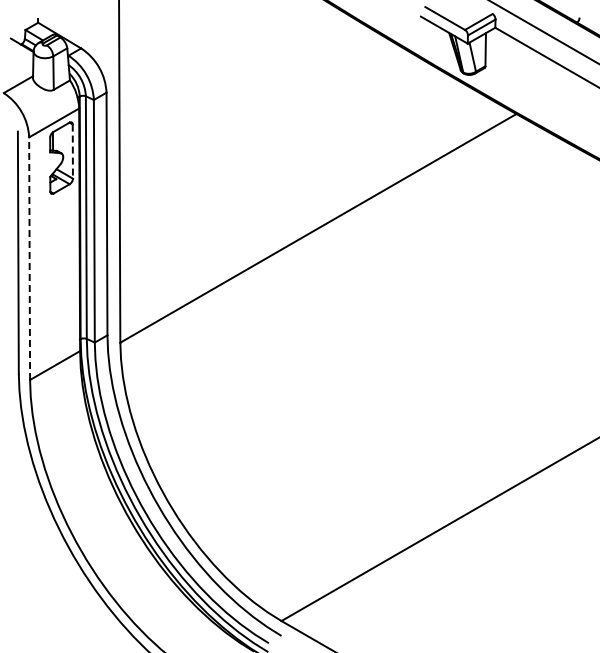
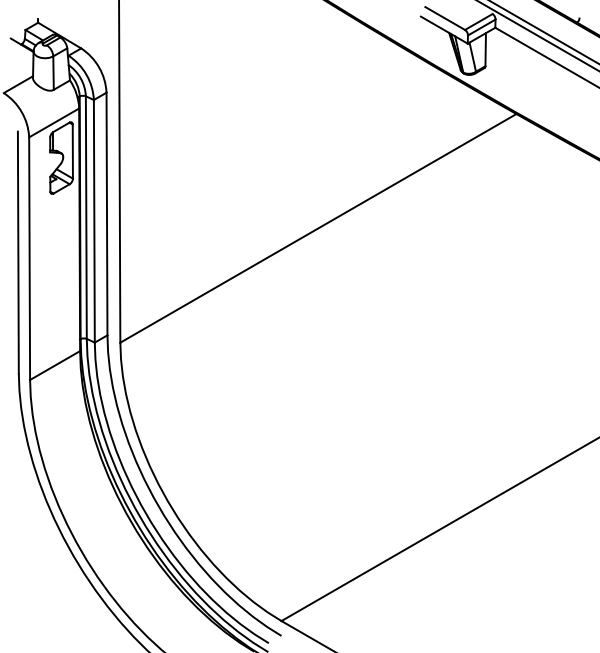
line: none -> present (537, 35)
line: dashed -> solid (72, 152)
line: dashed -> solid (29, 258)
